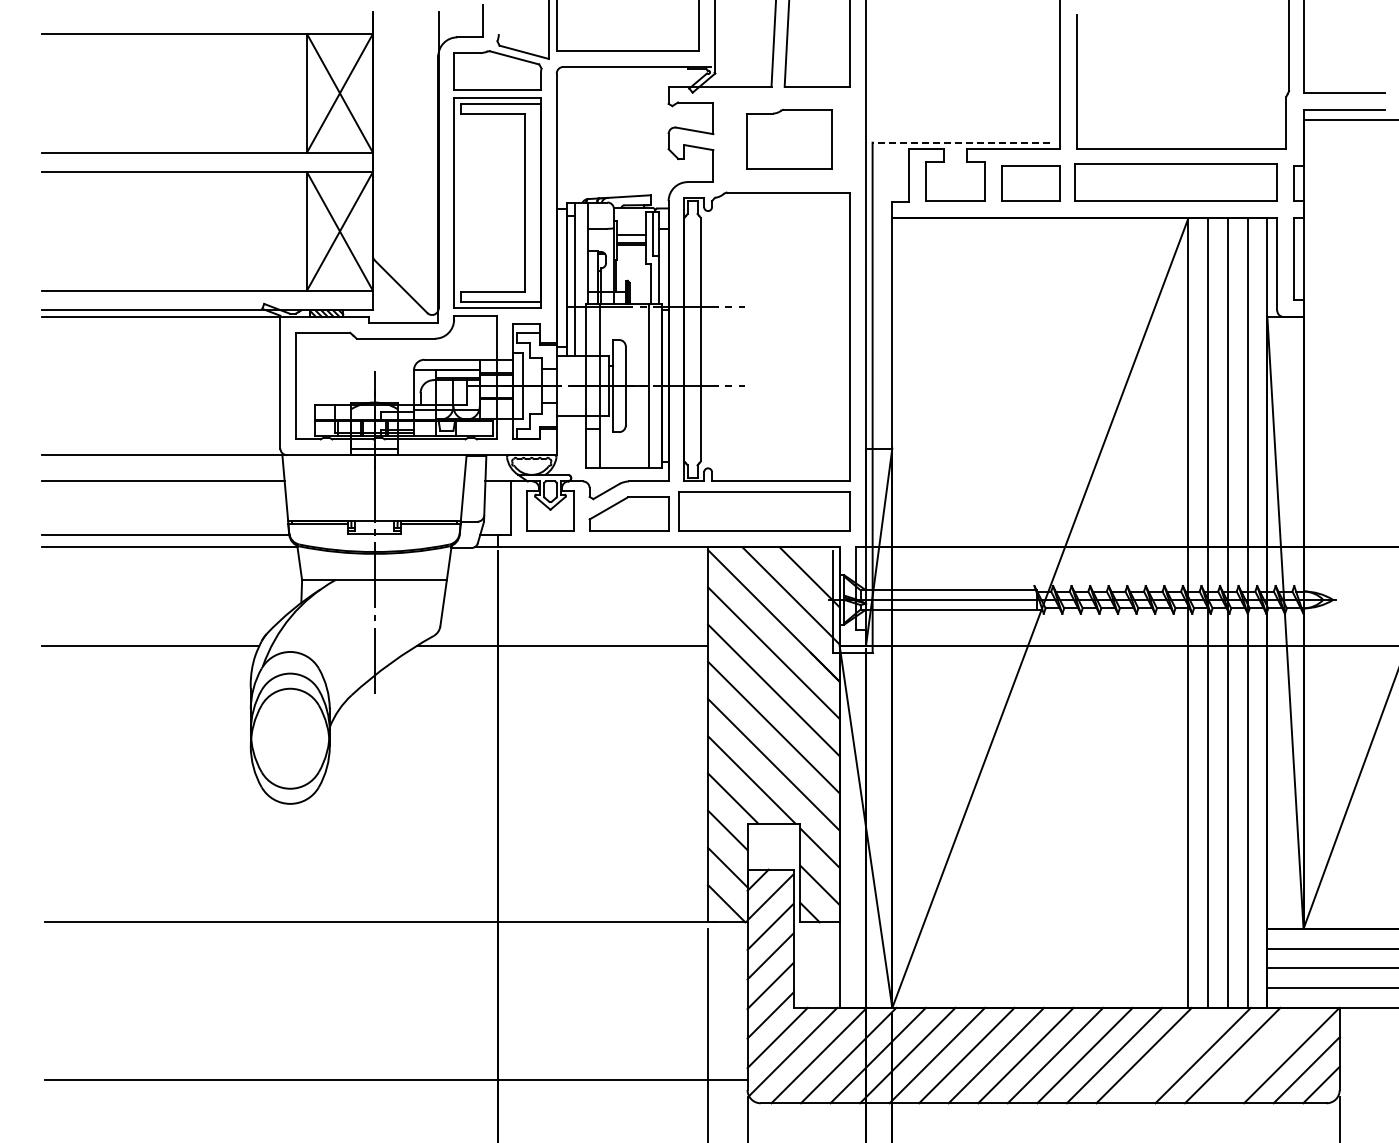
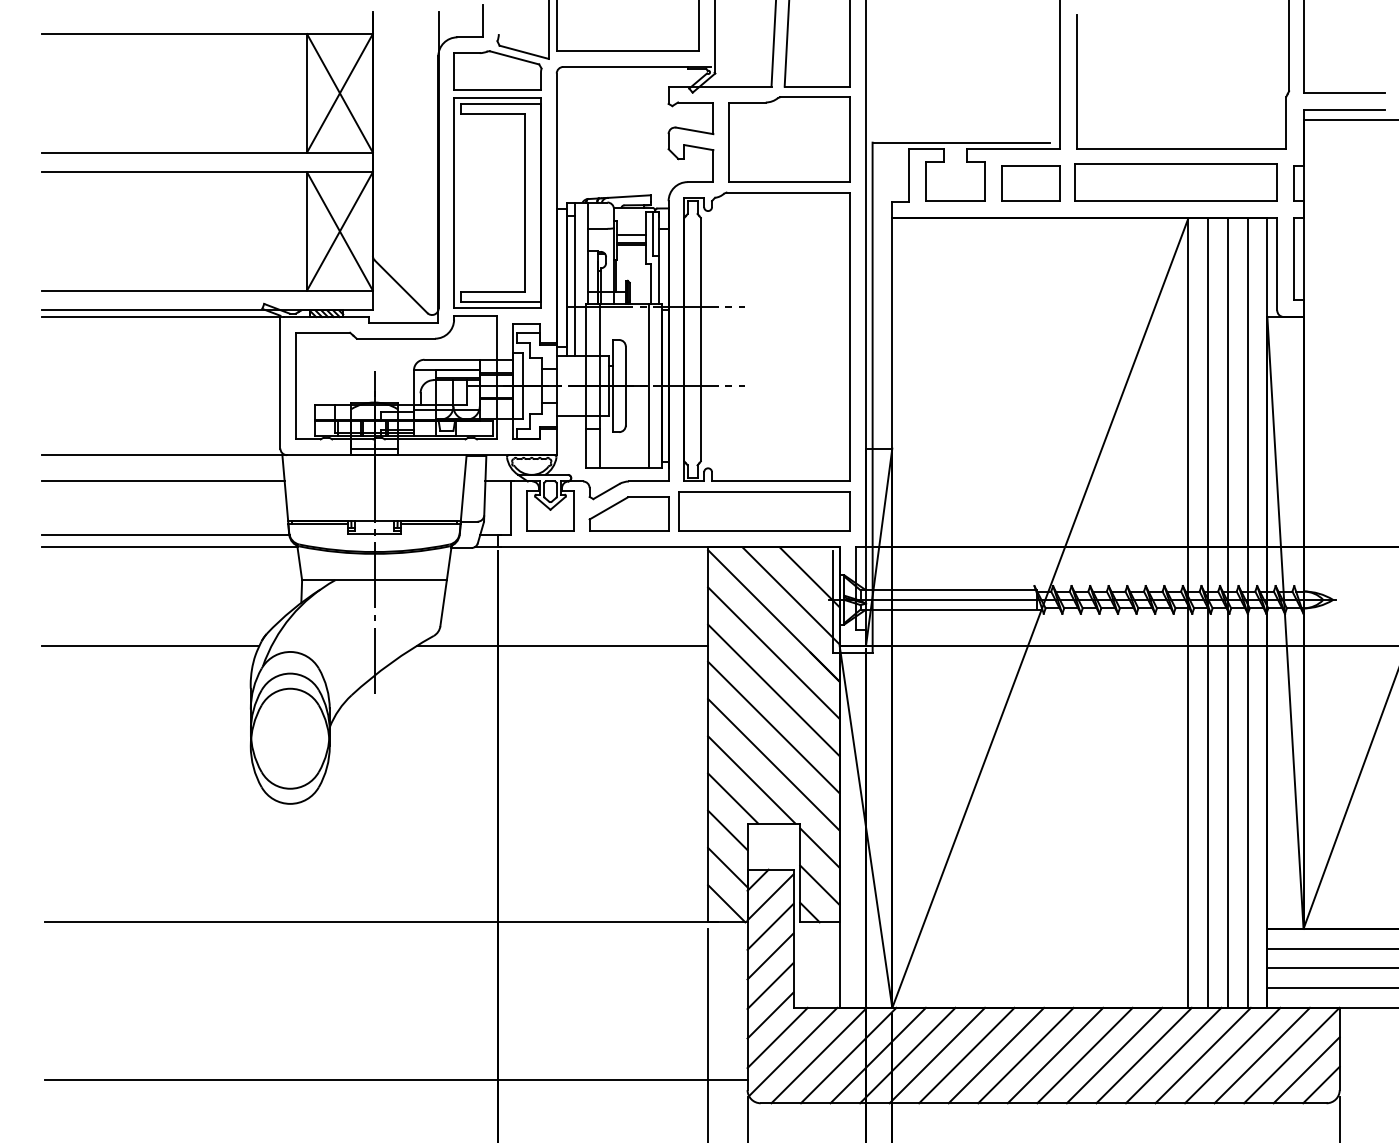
part size: 87x62 px -> 123x87 px (789, 139)
line: dashed -> solid (961, 142)
line: none -> present (1173, 1055)
line: none -> present (1262, 1055)
